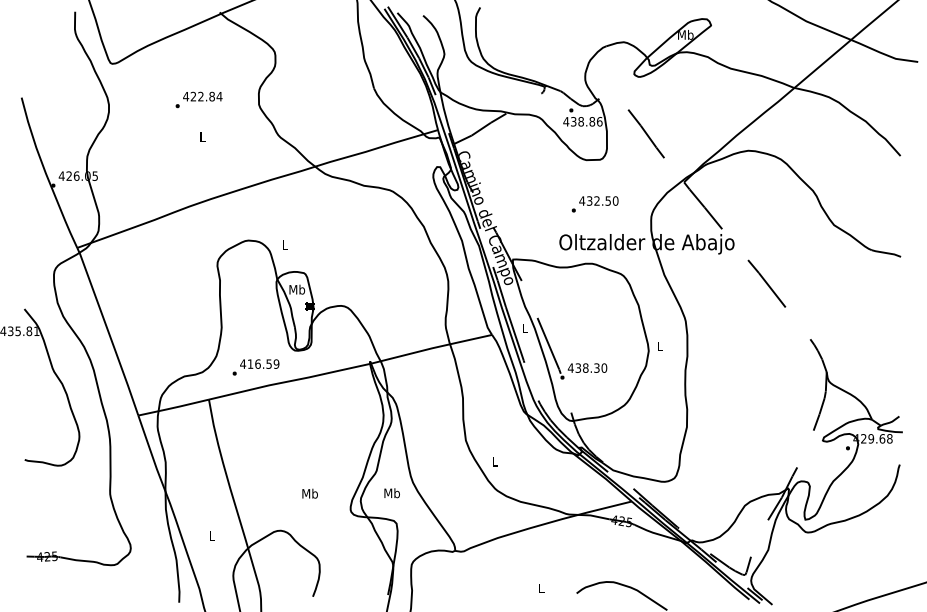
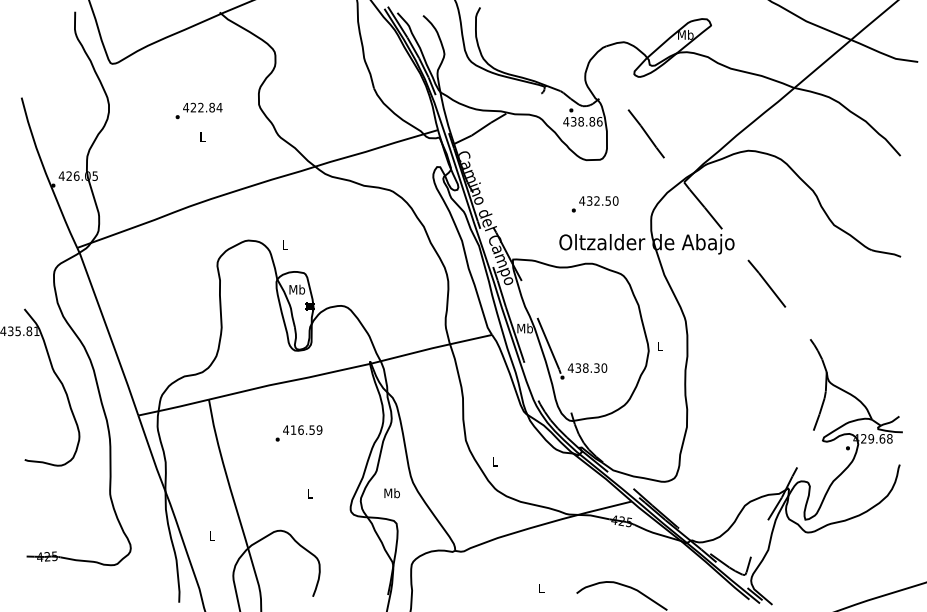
text position: (198, 99) -> (198, 110) (198, 110)
text: L -> Mb (524, 328)
text position: (255, 367) -> (298, 433) (298, 433)
text: Mb -> L (309, 493)
